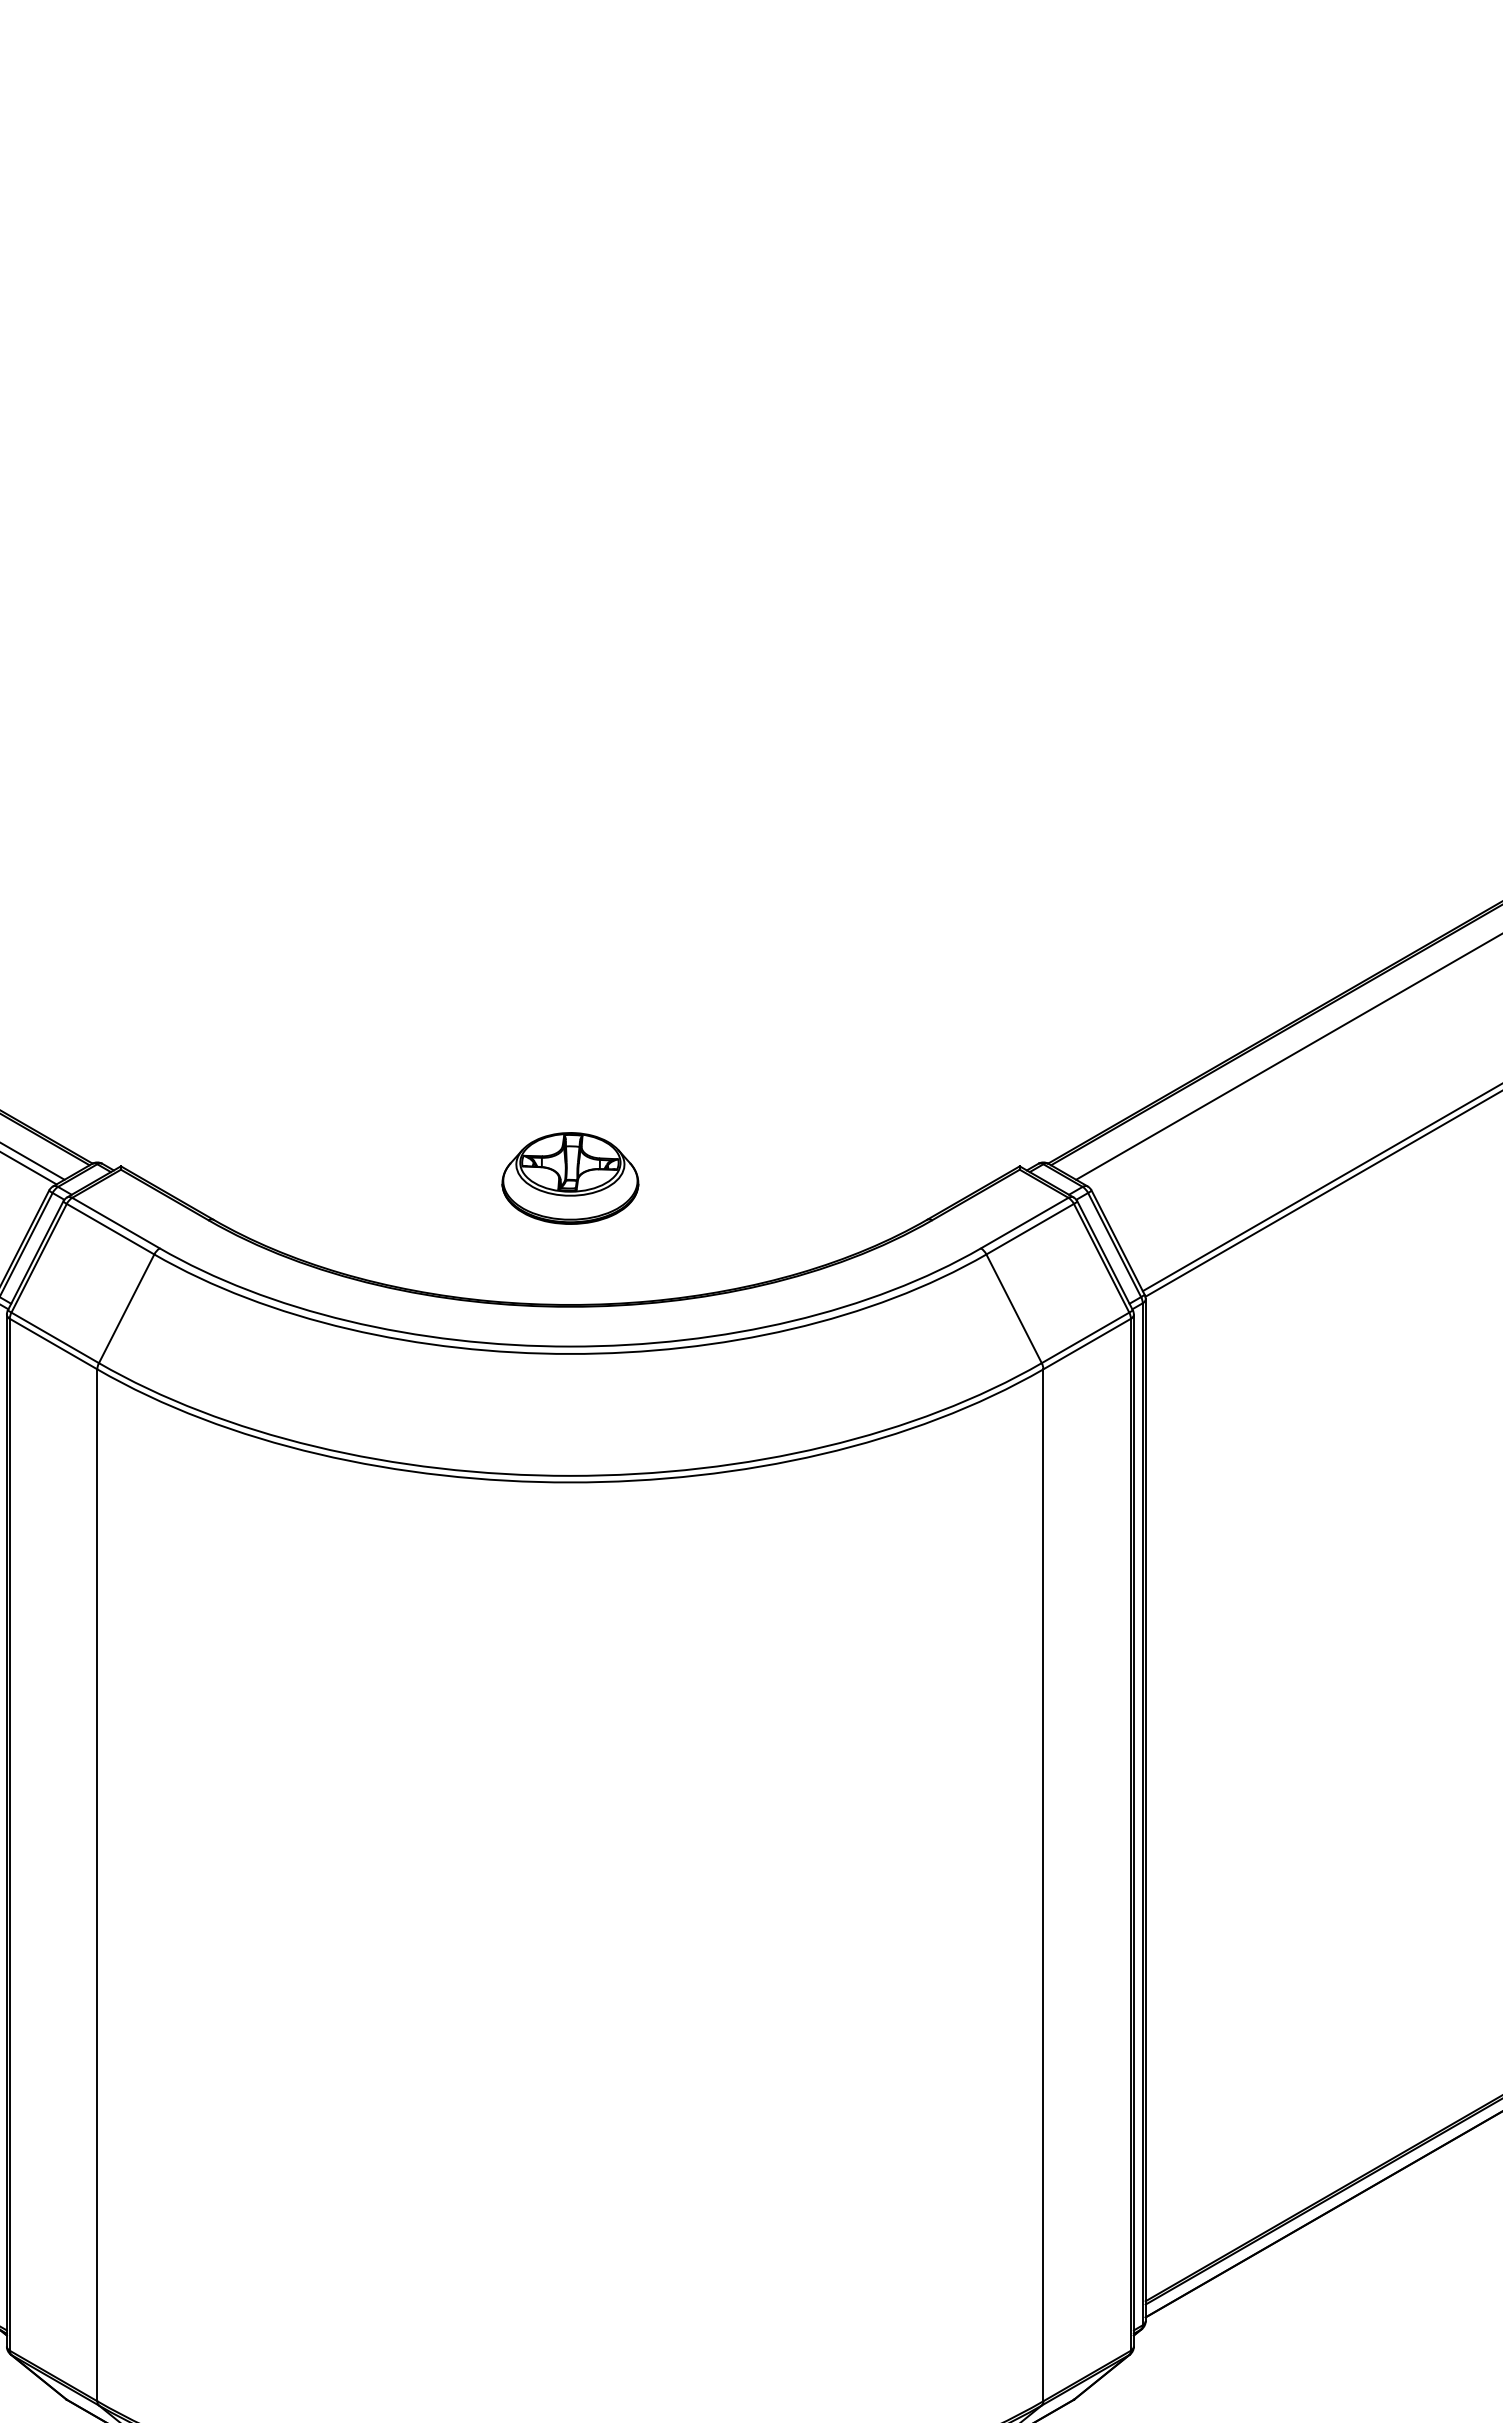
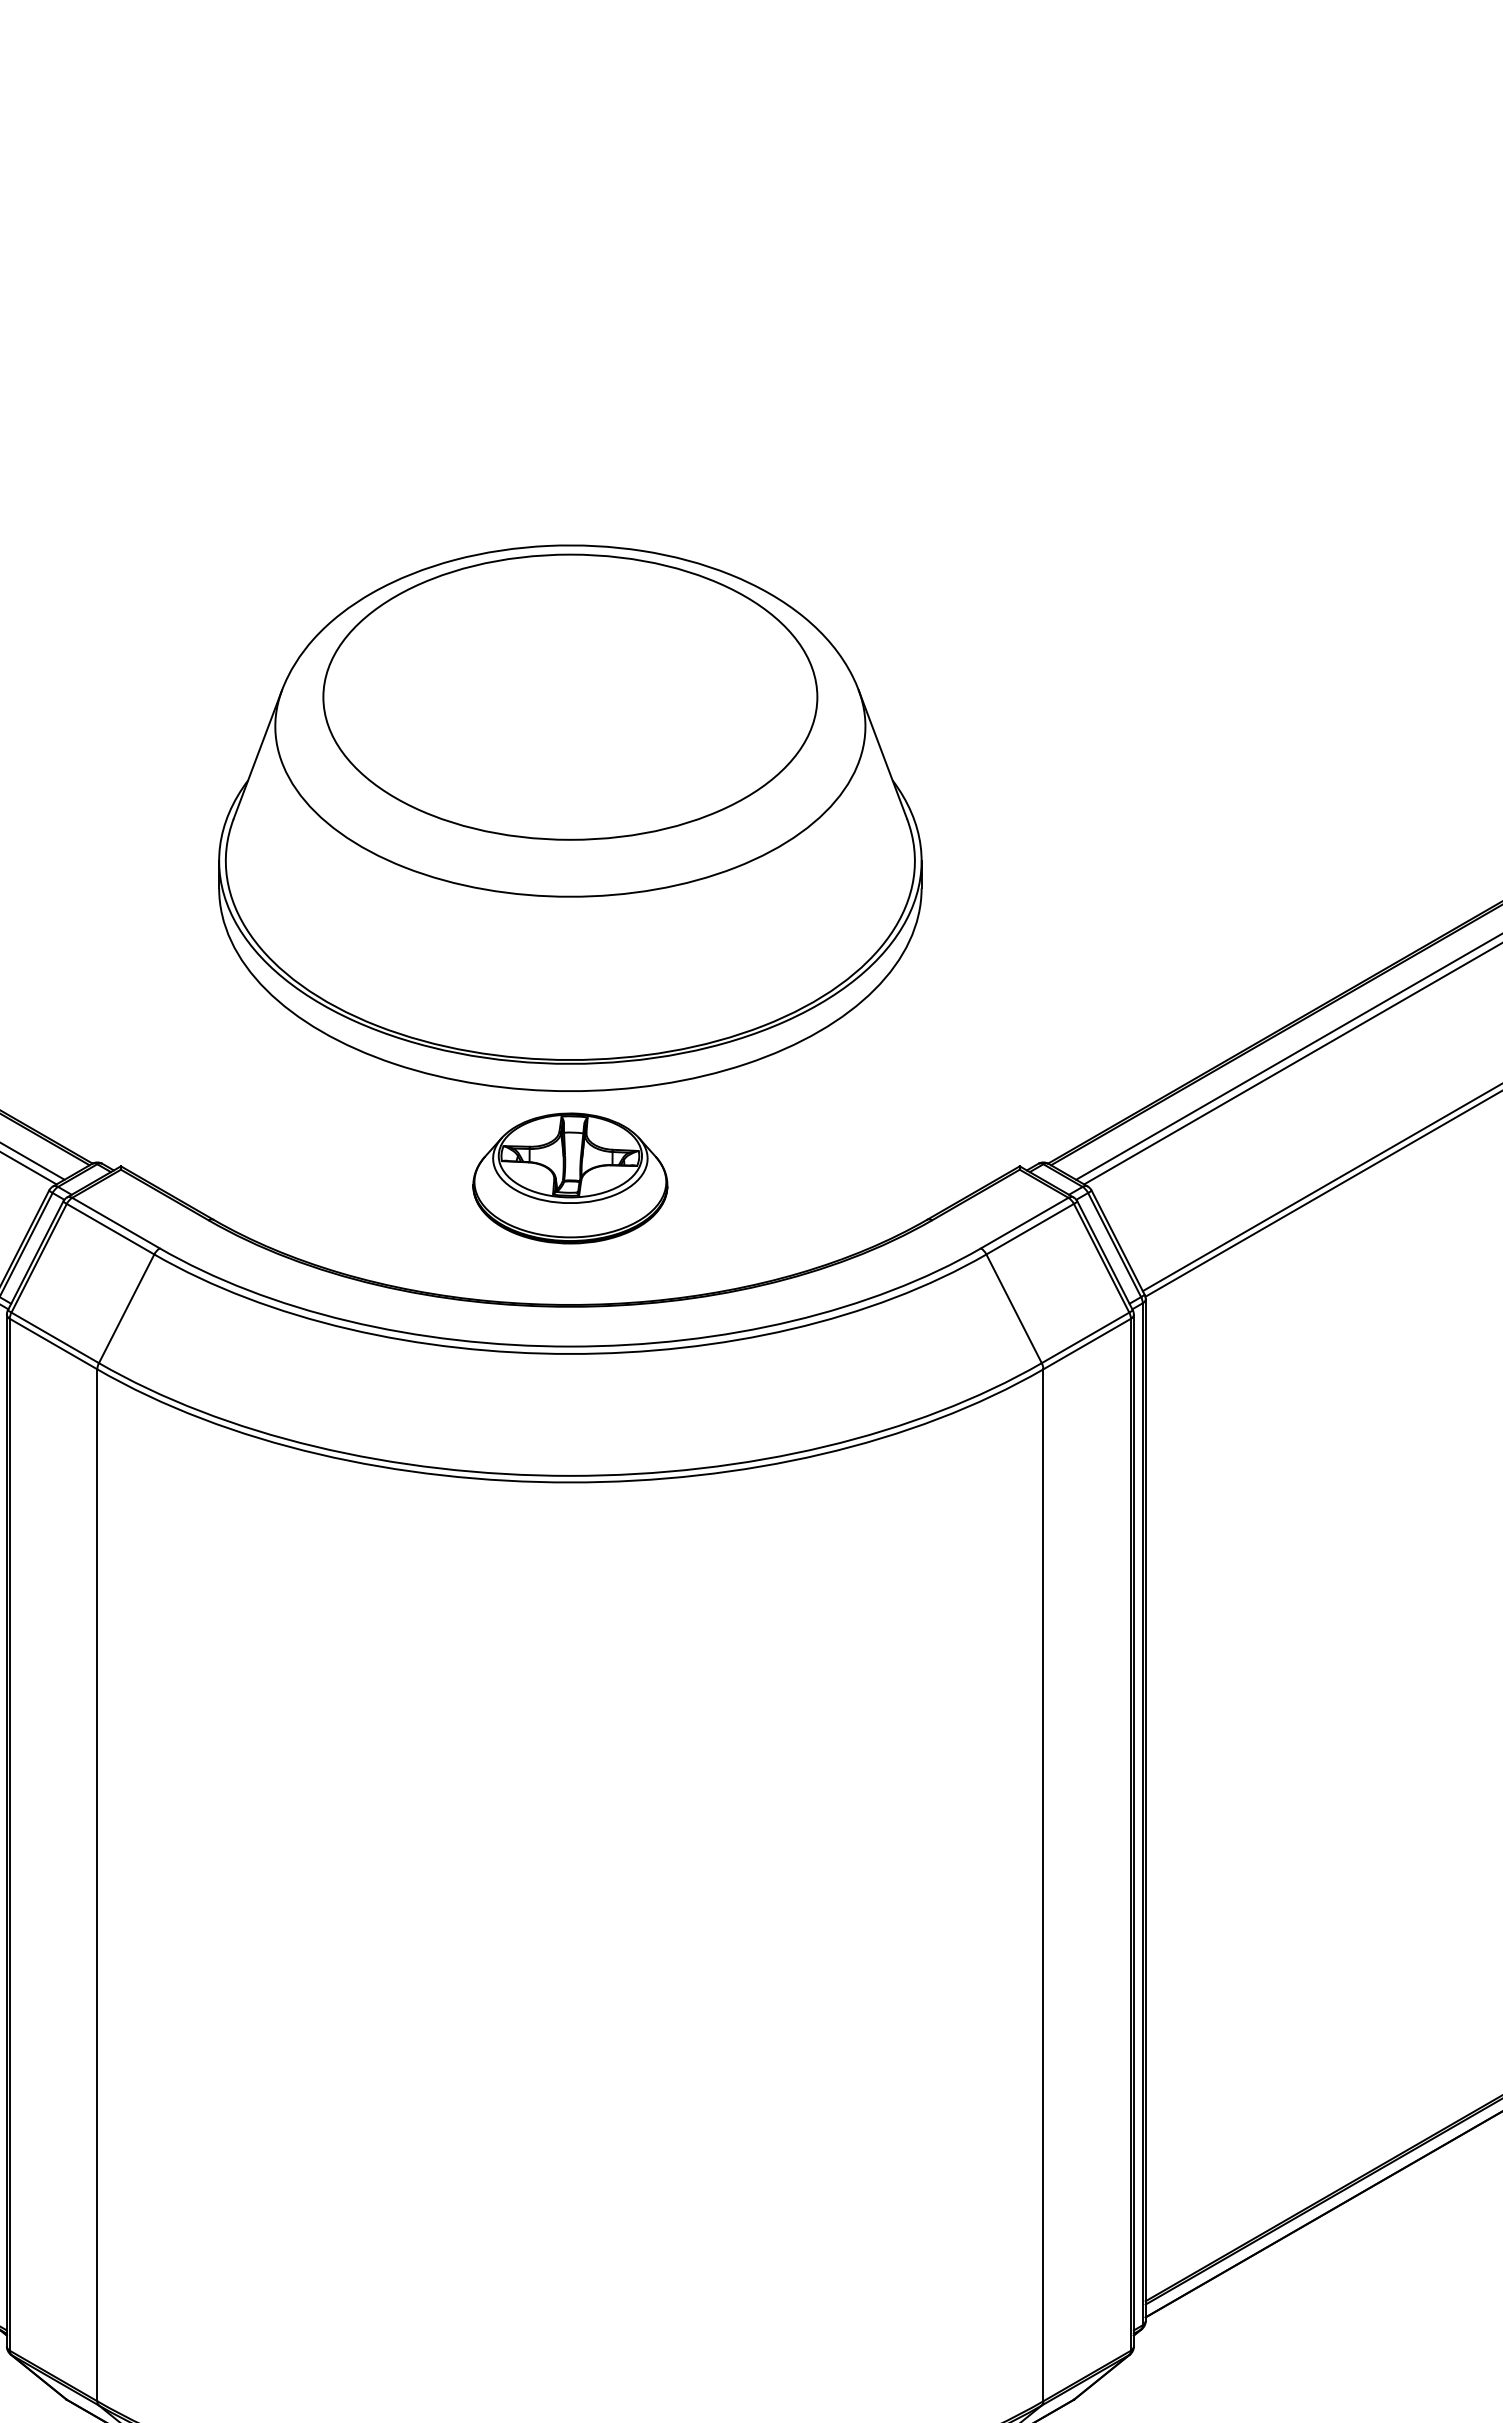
part: none -> present (570, 817)
line: none -> present (1291, 1064)
part size: 139x93 px -> 197x133 px (570, 1178)
